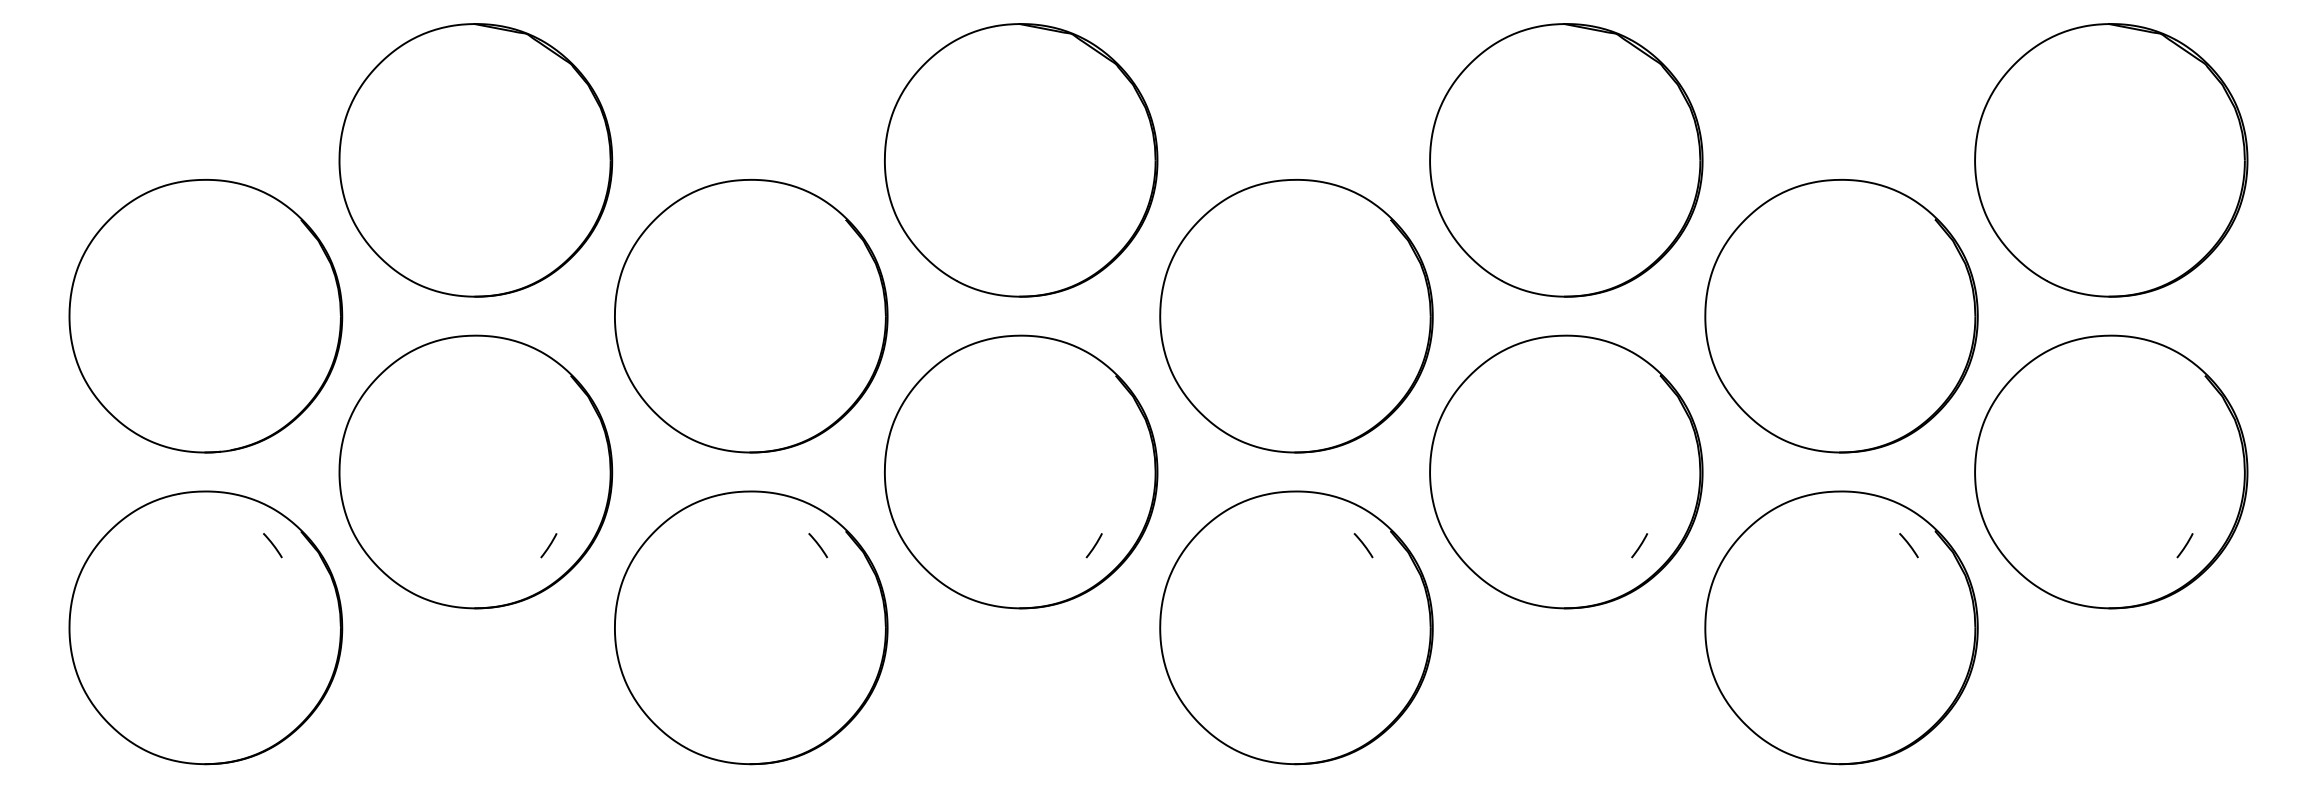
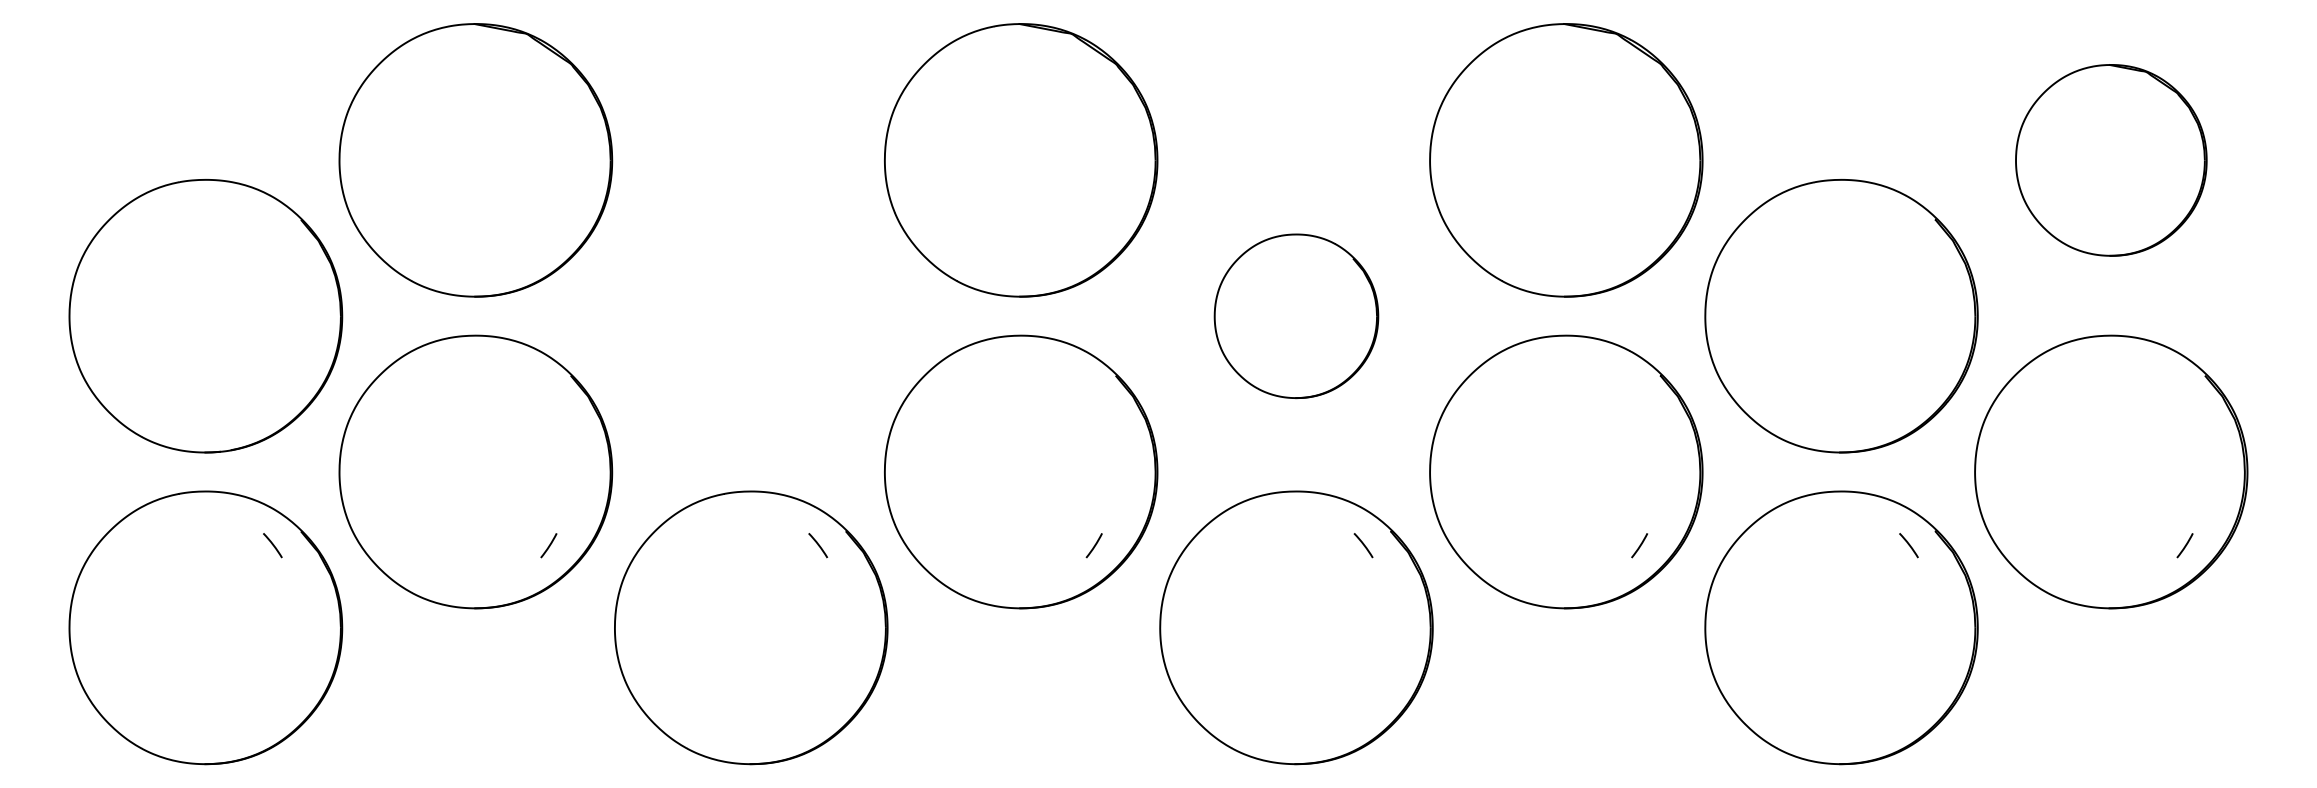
part size: 275x275 px -> 193x193 px (2111, 160)
part: present -> none (751, 316)
part size: 275x275 px -> 167x167 px (1296, 316)
